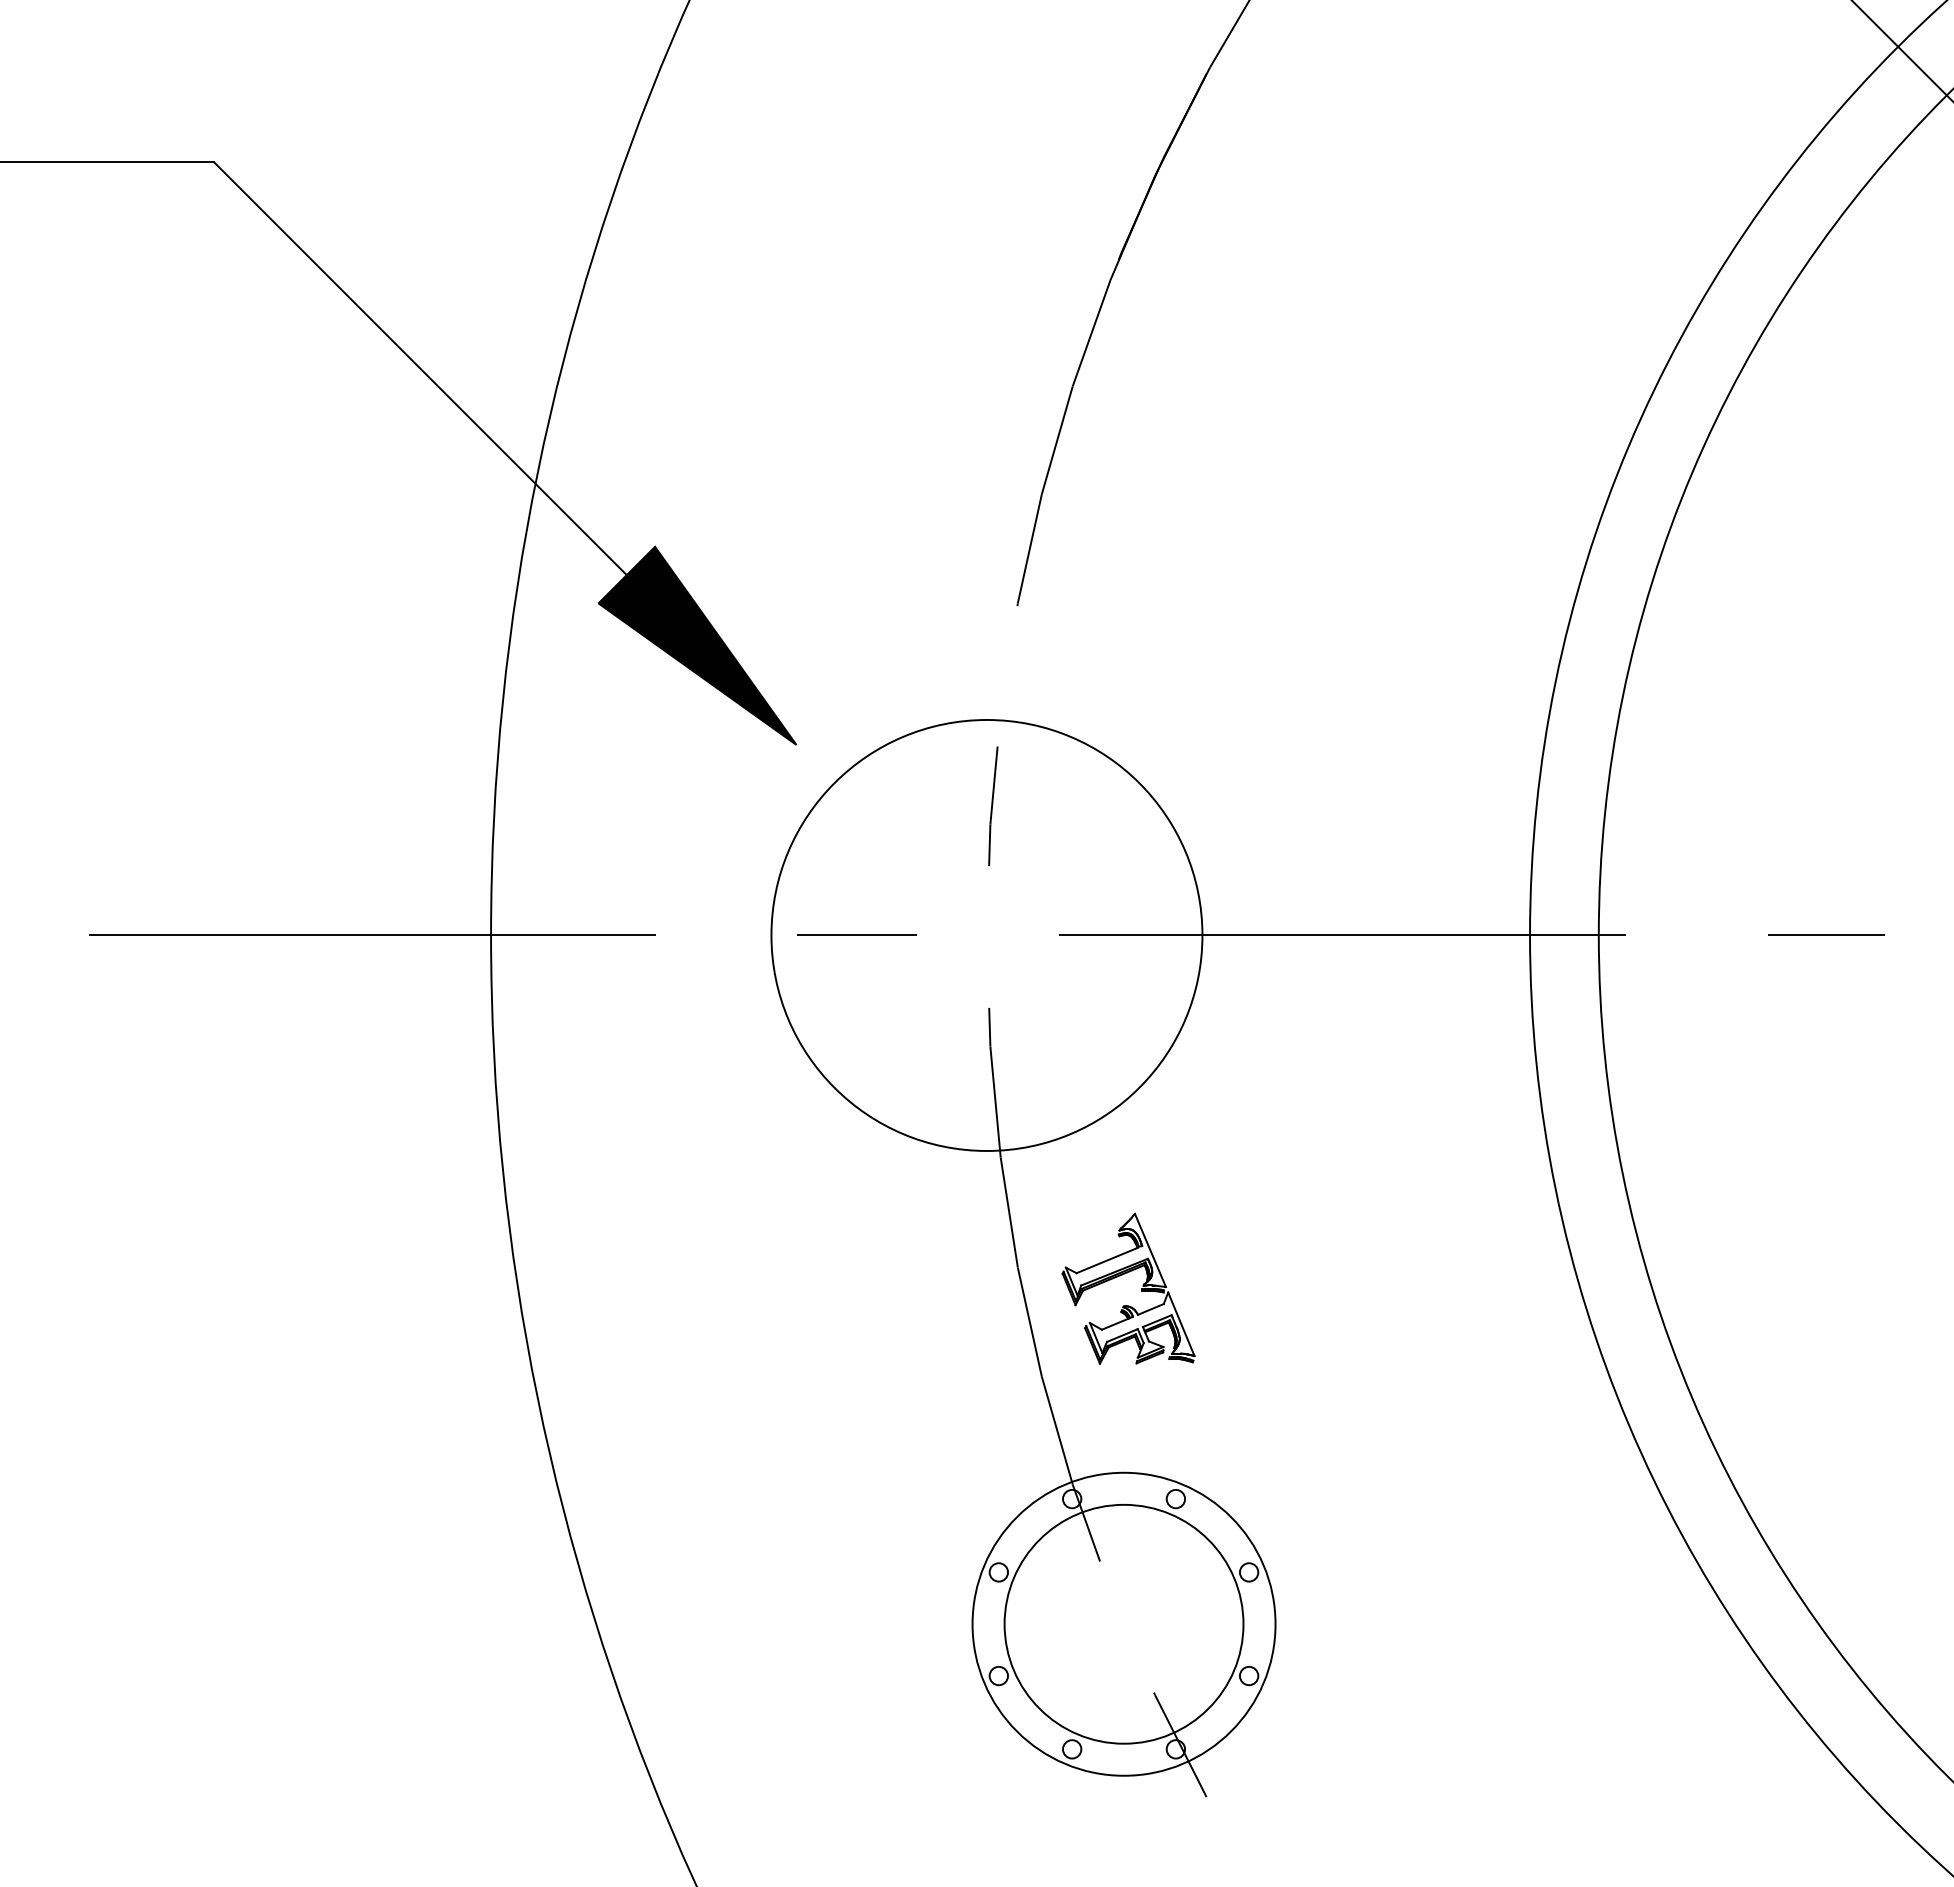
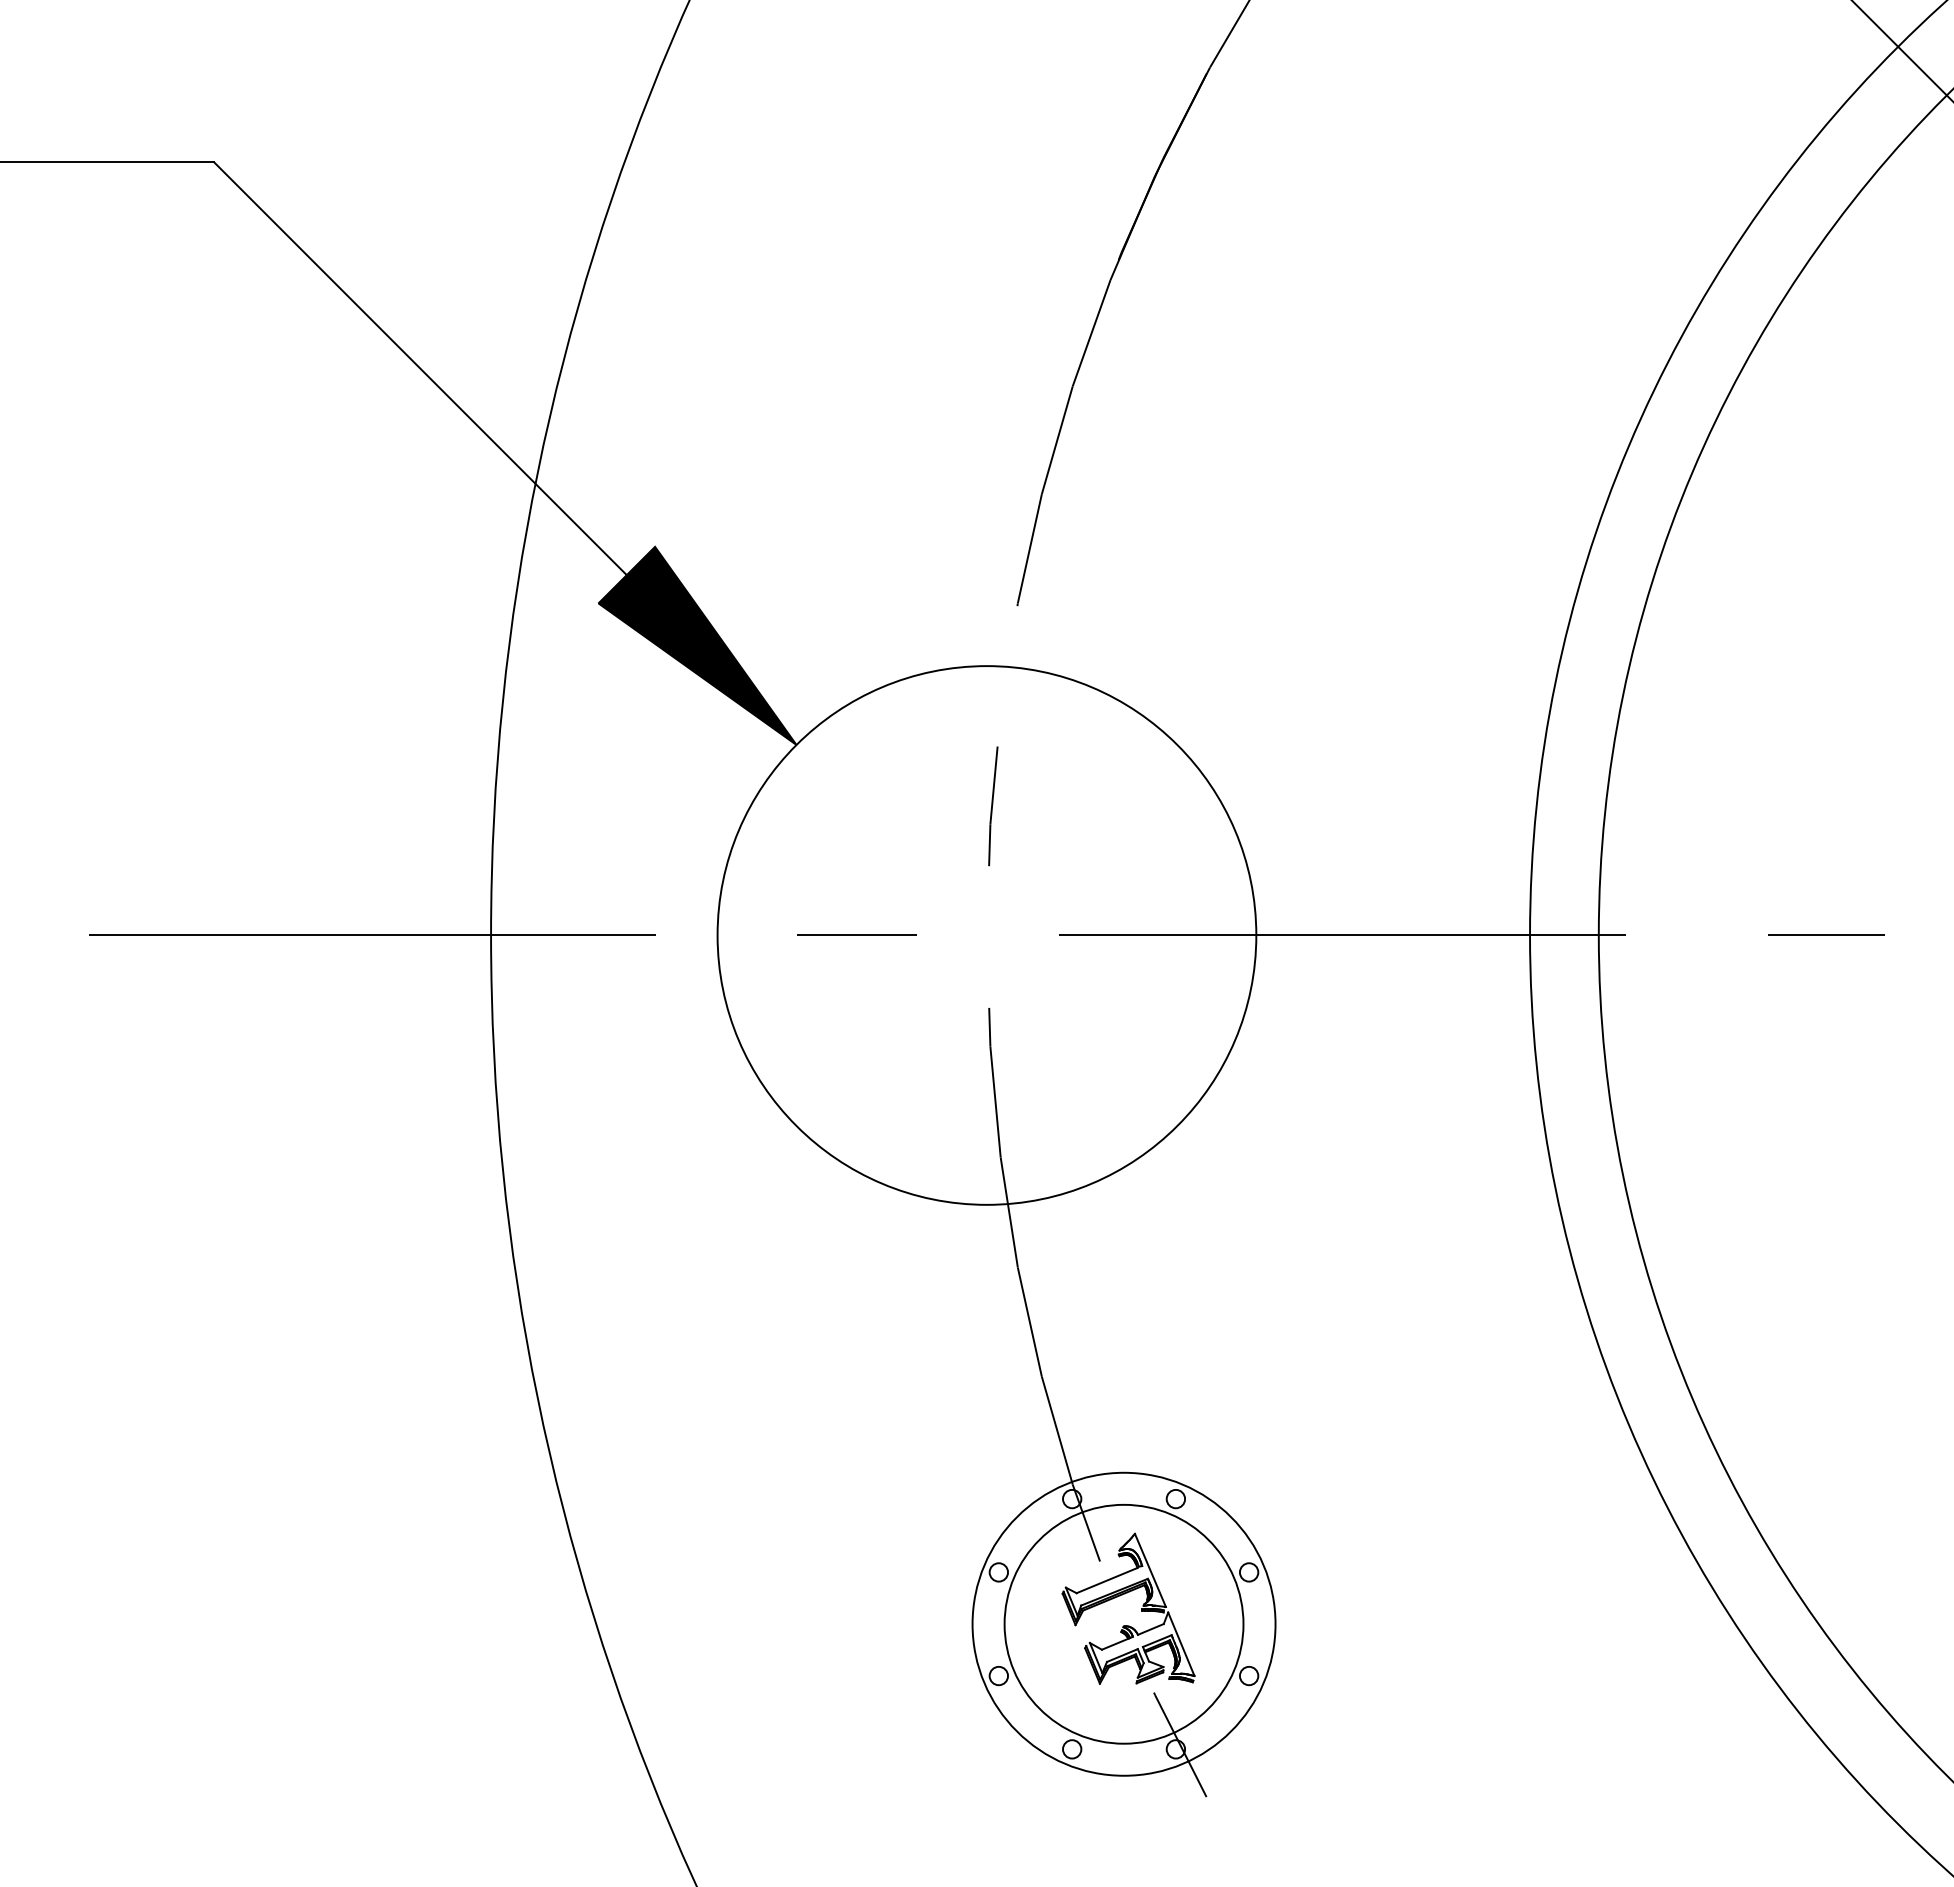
circle diameter: 431 px -> 539 px (986, 935)
part position: (1141, 1288) -> (1141, 1608) (1141, 1608)
